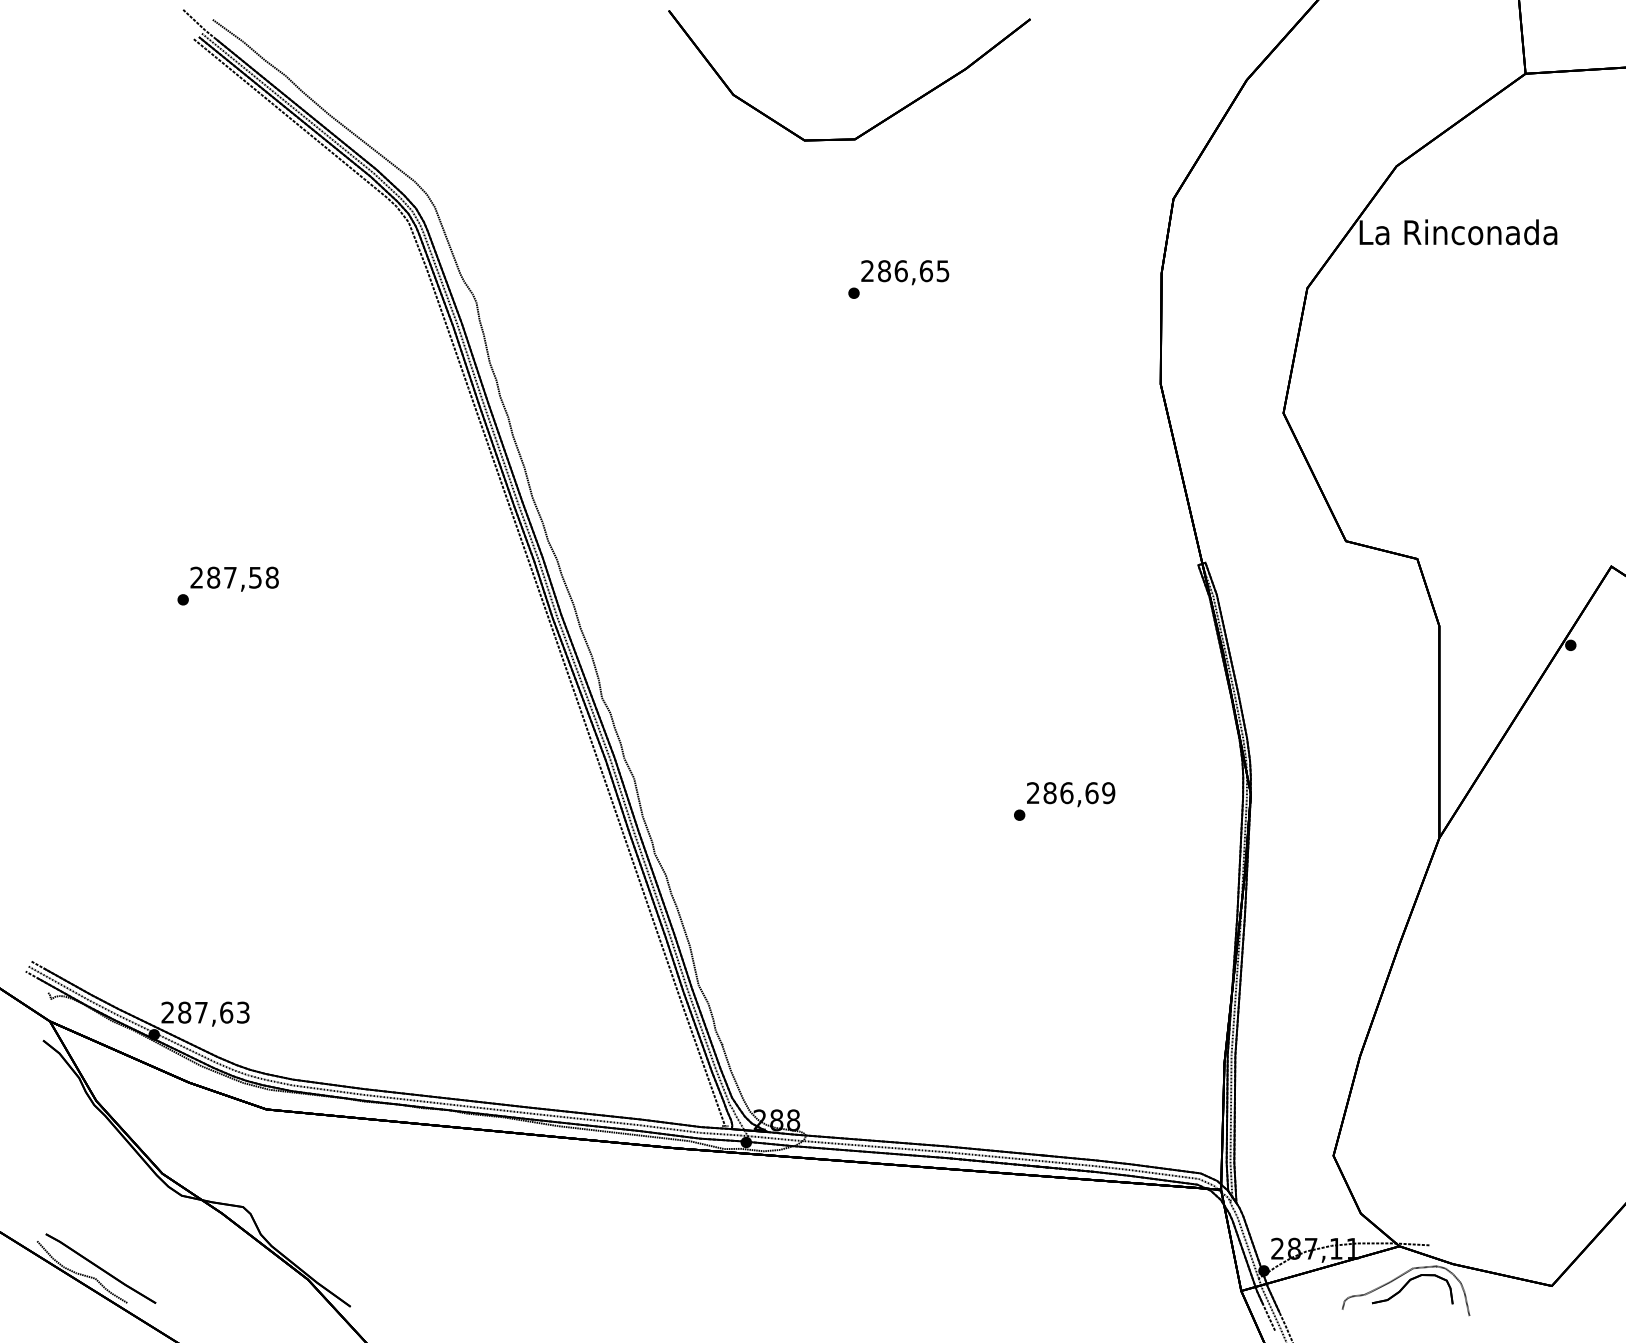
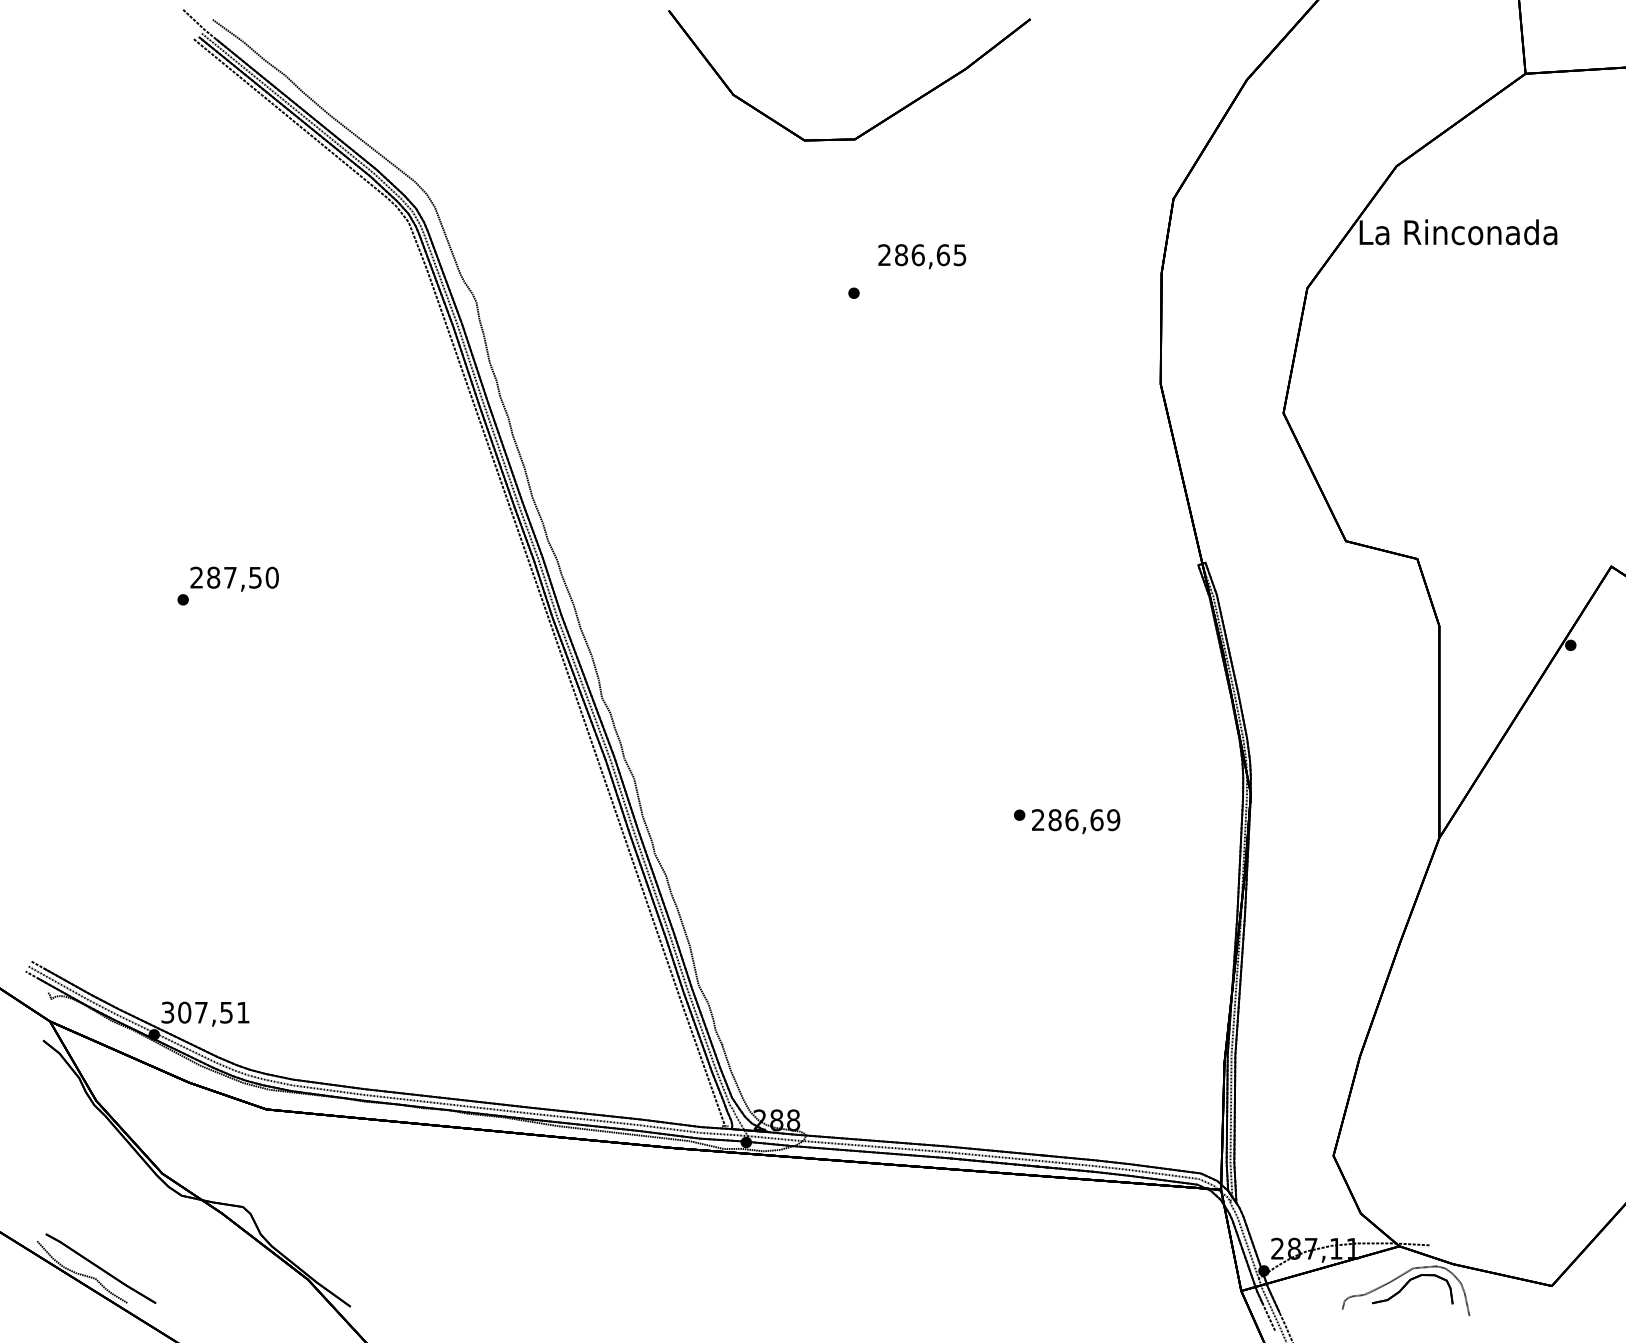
text position: (905, 272) -> (922, 256) (922, 256)
text: 287,58 -> 287,50 (271, 577)
text position: (1071, 794) -> (1076, 821) (1076, 821)
text: 287,63 -> 307,51 (205, 1012)
